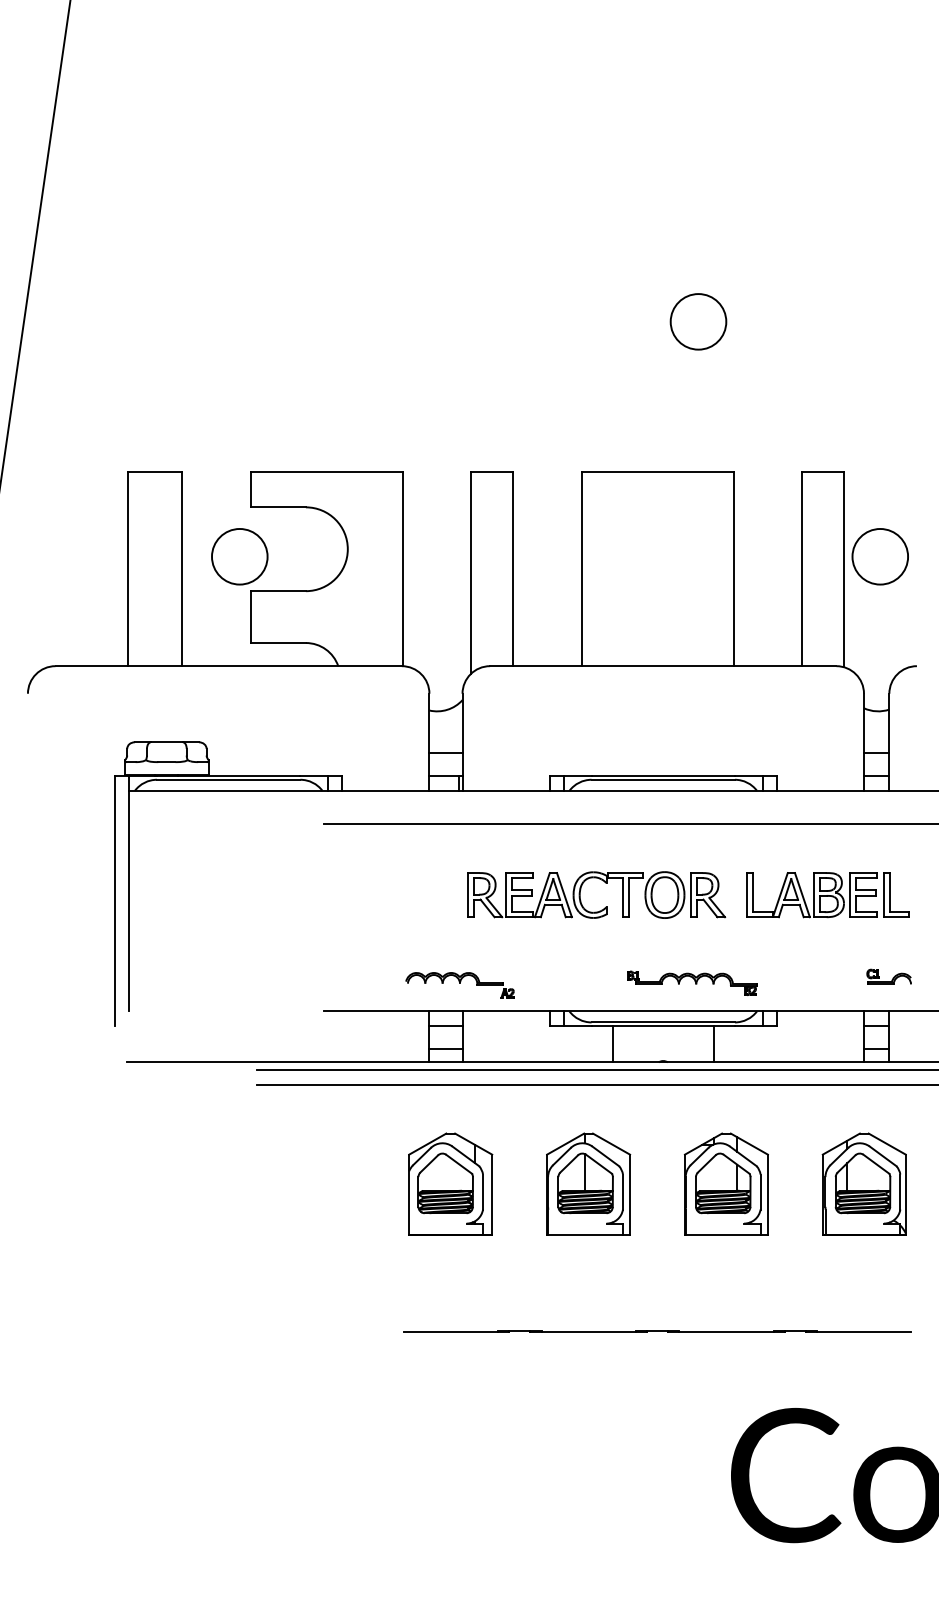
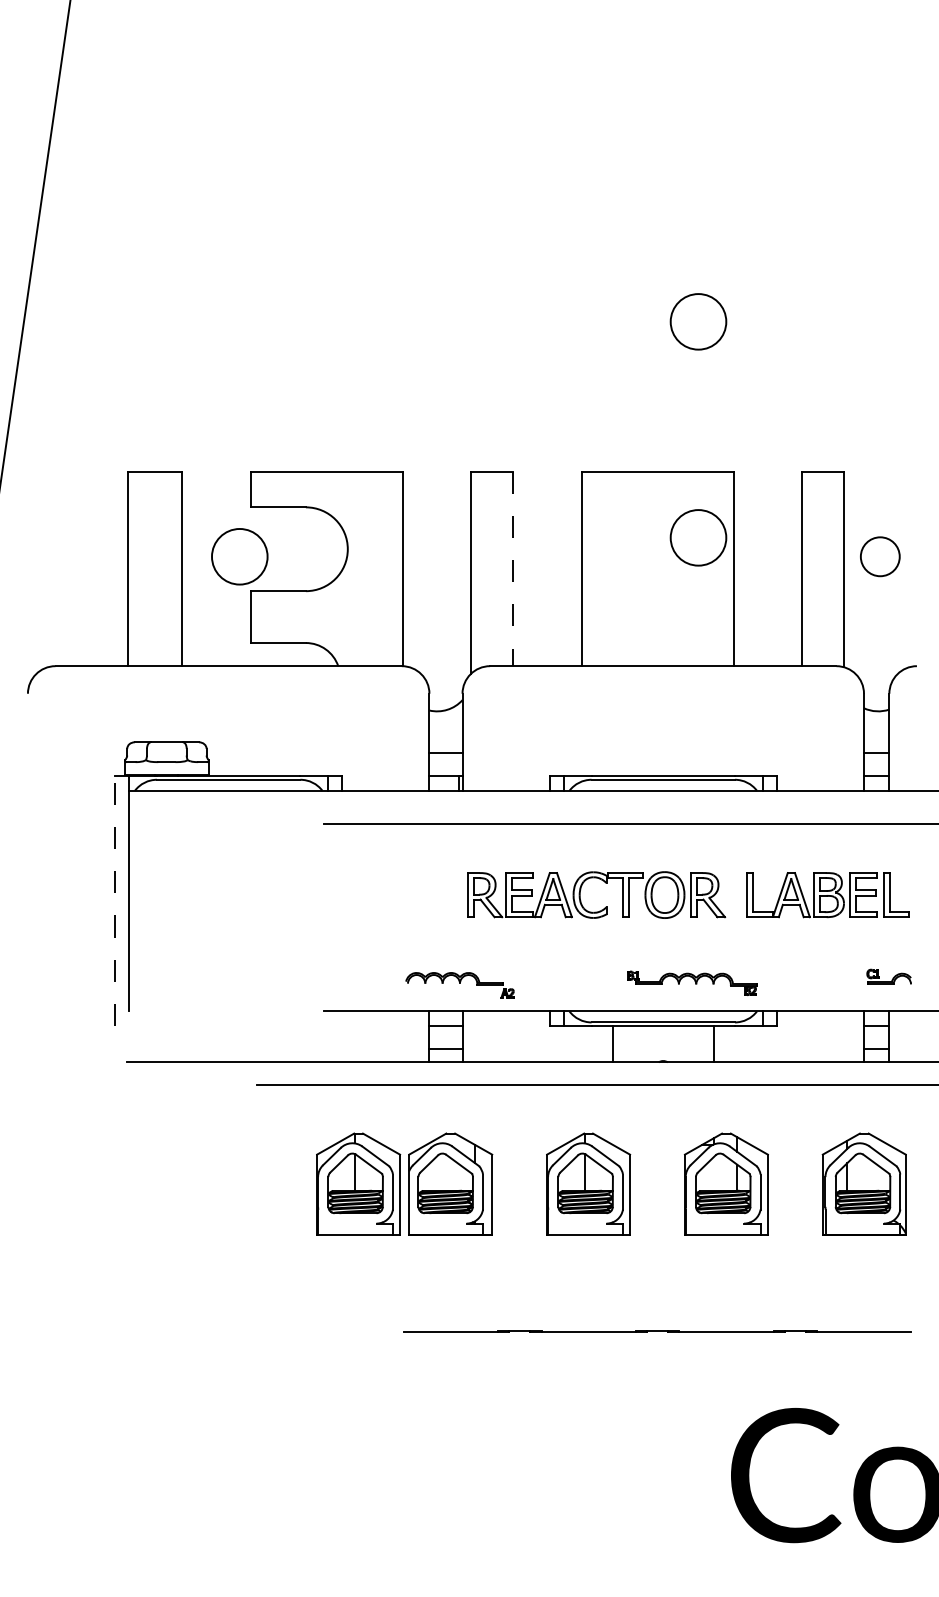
circle: none -> present (698, 537)
circle diameter: 56 px -> 39 px (879, 556)
line: solid -> dashed (513, 569)
line: solid -> dashed (115, 901)
line: present -> none (595, 1069)
part: none -> present (358, 1183)
